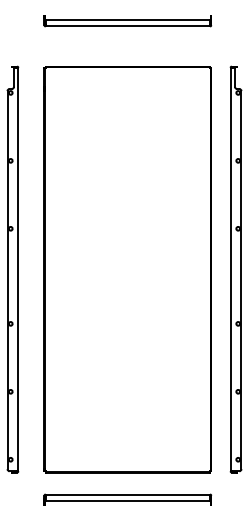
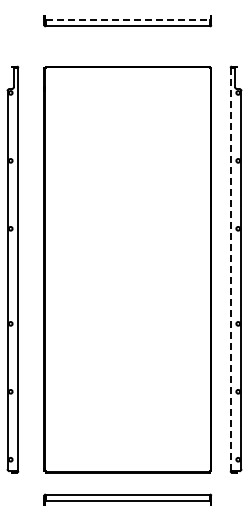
line: solid -> dashed (128, 19)
line: solid -> dashed (230, 269)
